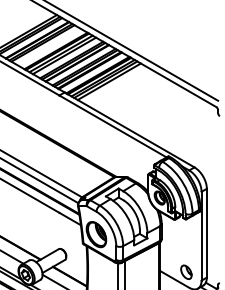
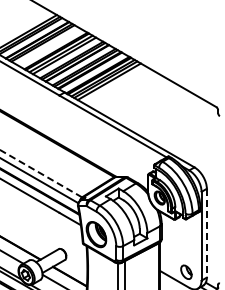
line: present -> none (132, 51)
line: solid -> dashed (40, 173)
line: solid -> dashed (206, 233)
